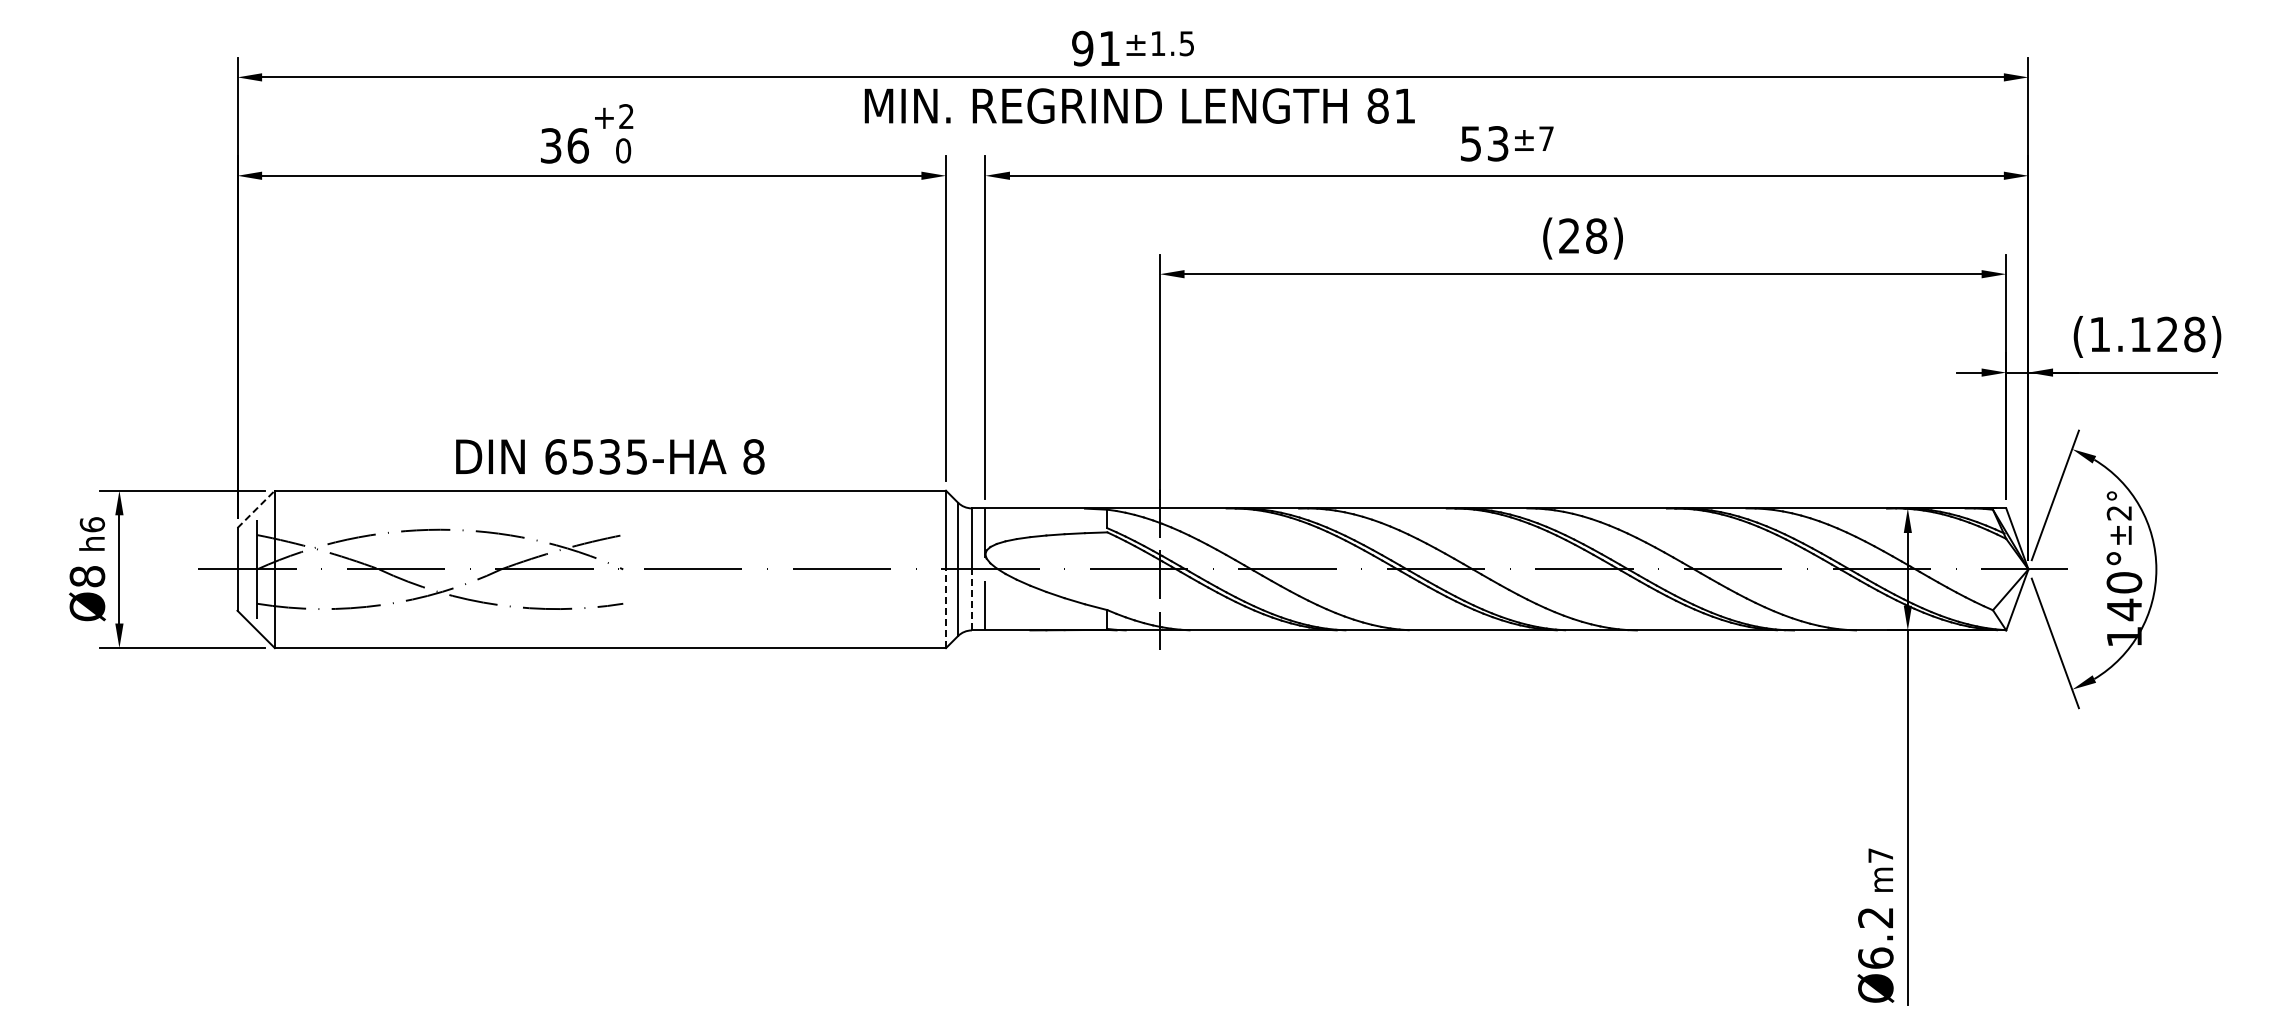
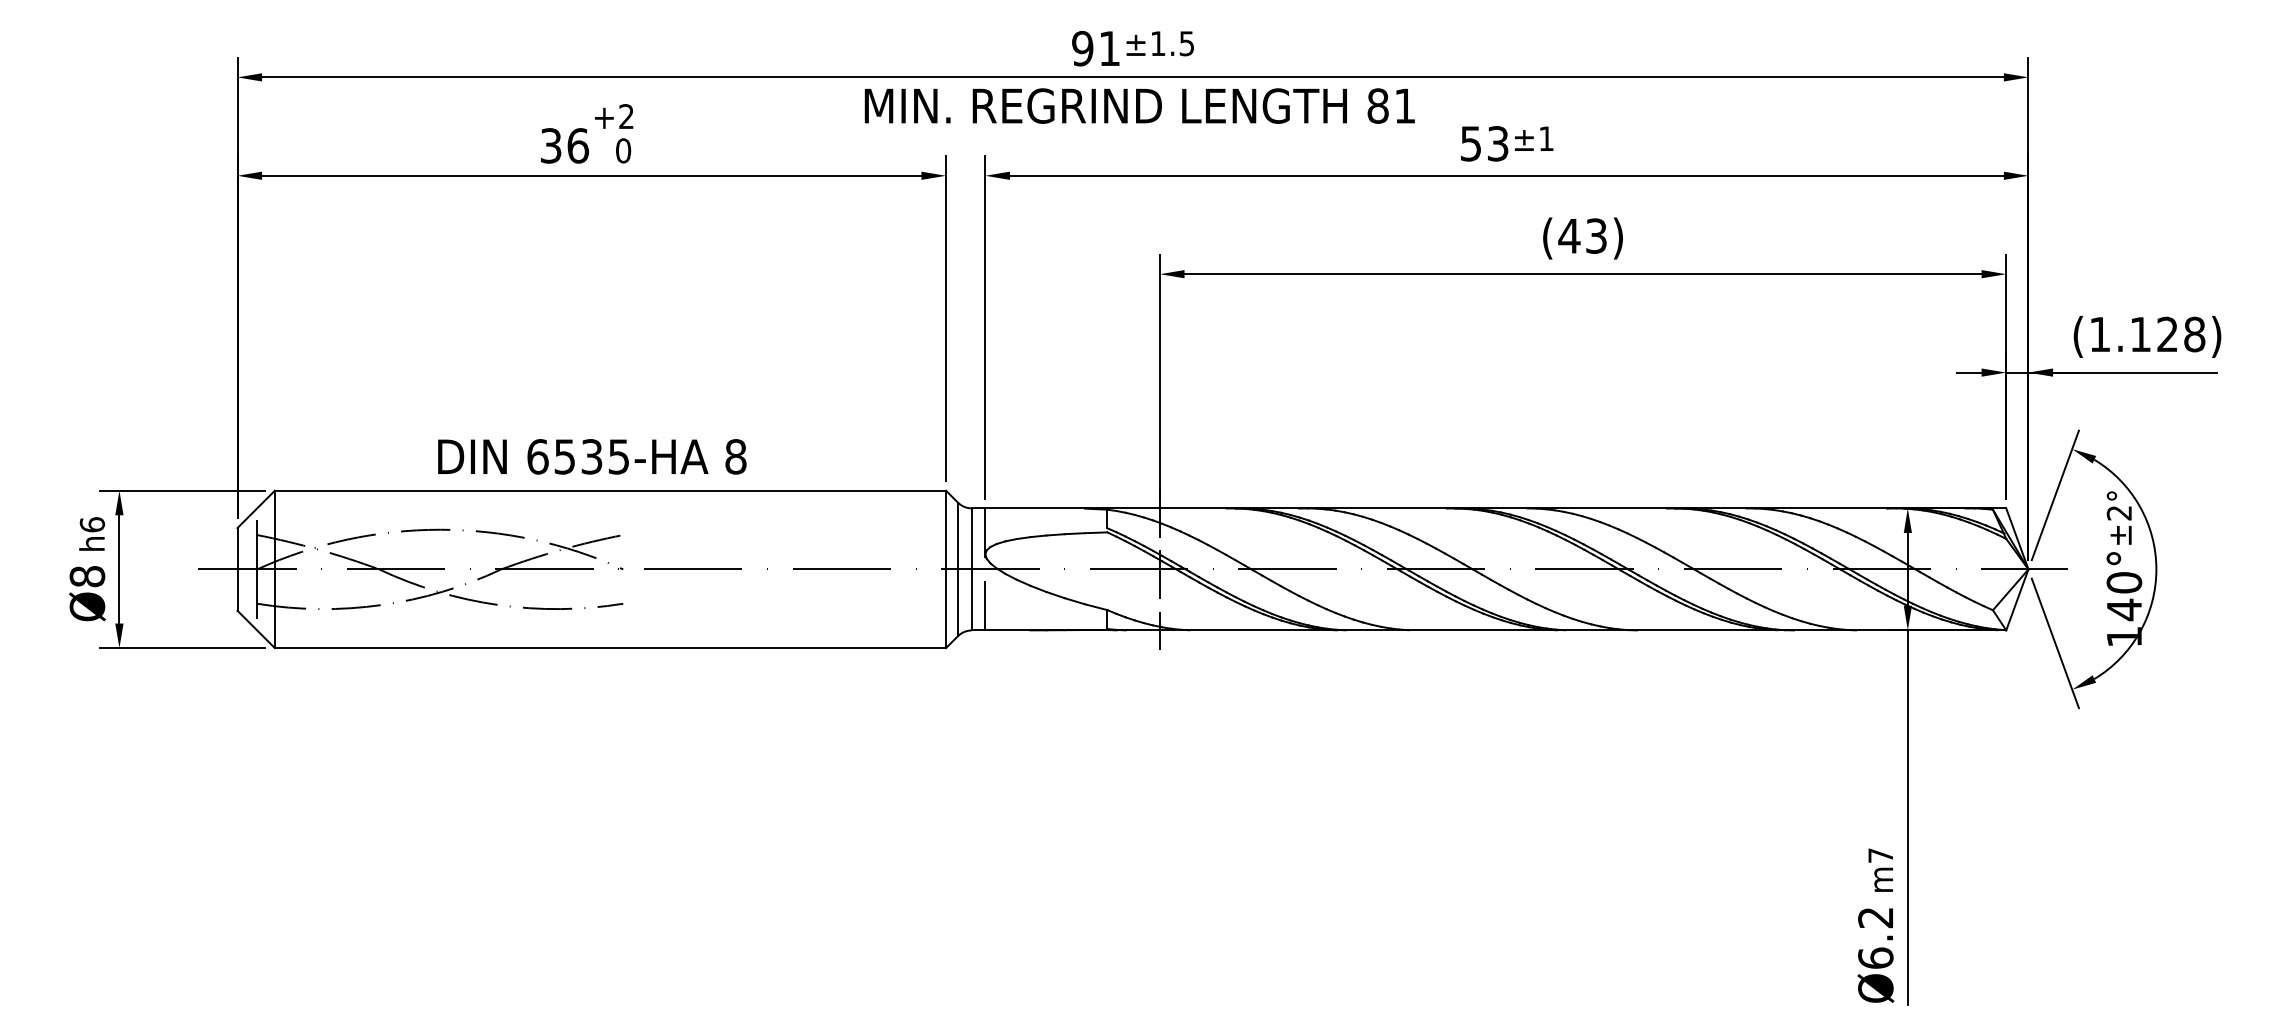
text: ±7 -> ±1 (1546, 138)
text: (28) -> (43) (1582, 235)
text position: (610, 456) -> (592, 456) (592, 456)
line: dashed -> solid (256, 509)
line: dashed -> solid (971, 599)
line: dashed -> solid (946, 608)
